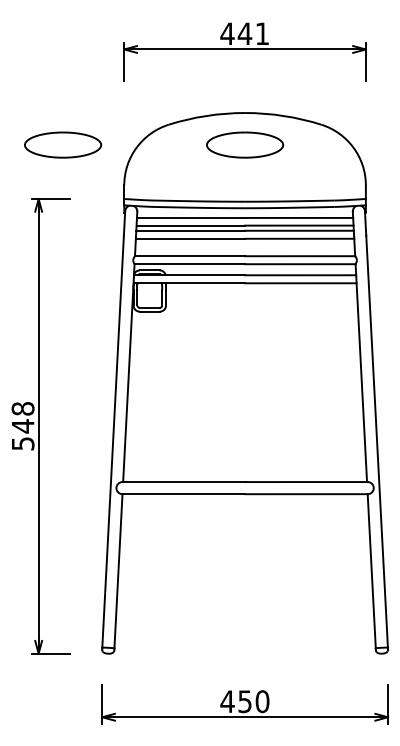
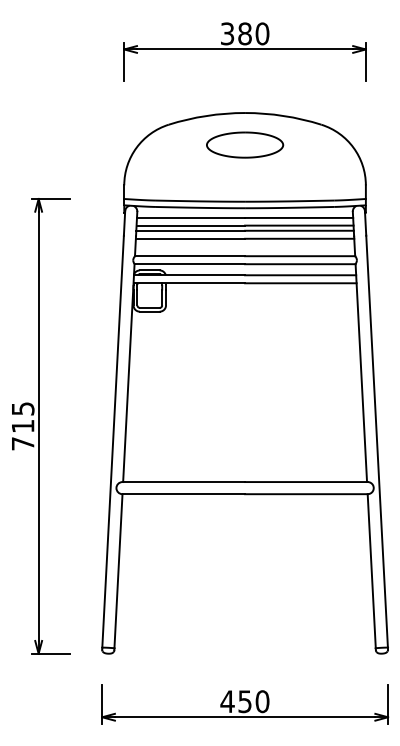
text: 441 -> 380 (244, 33)
part: present -> none (63, 144)
text: 548 -> 715 (22, 426)
